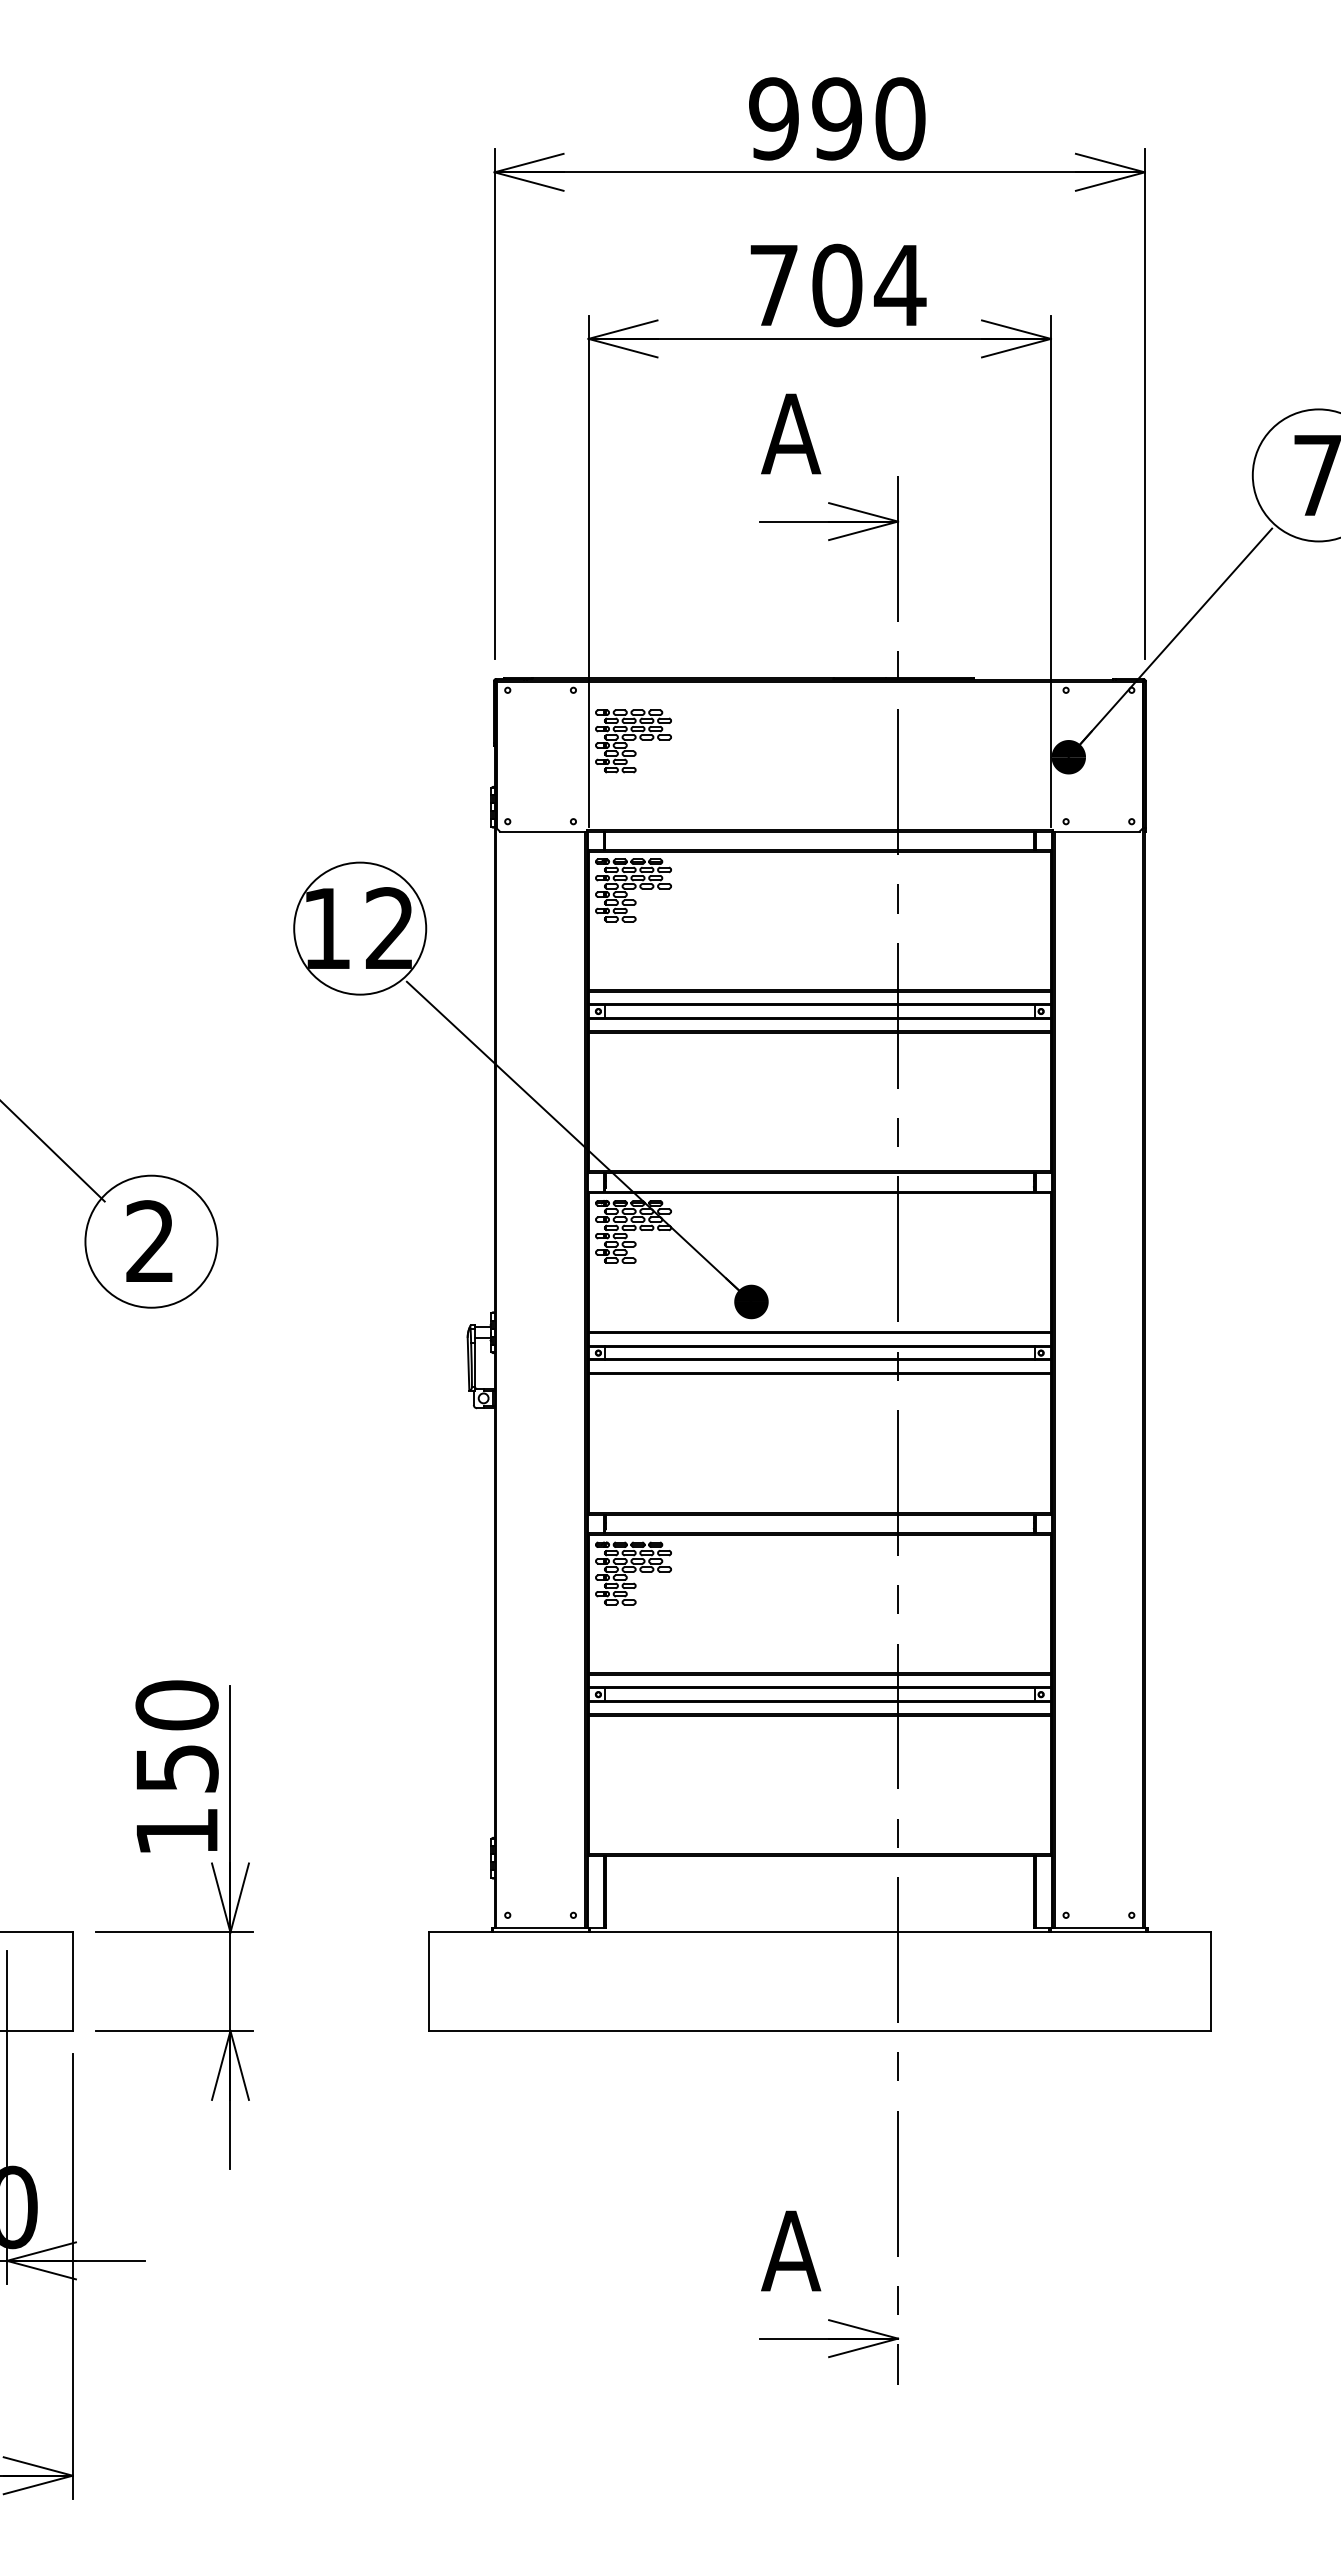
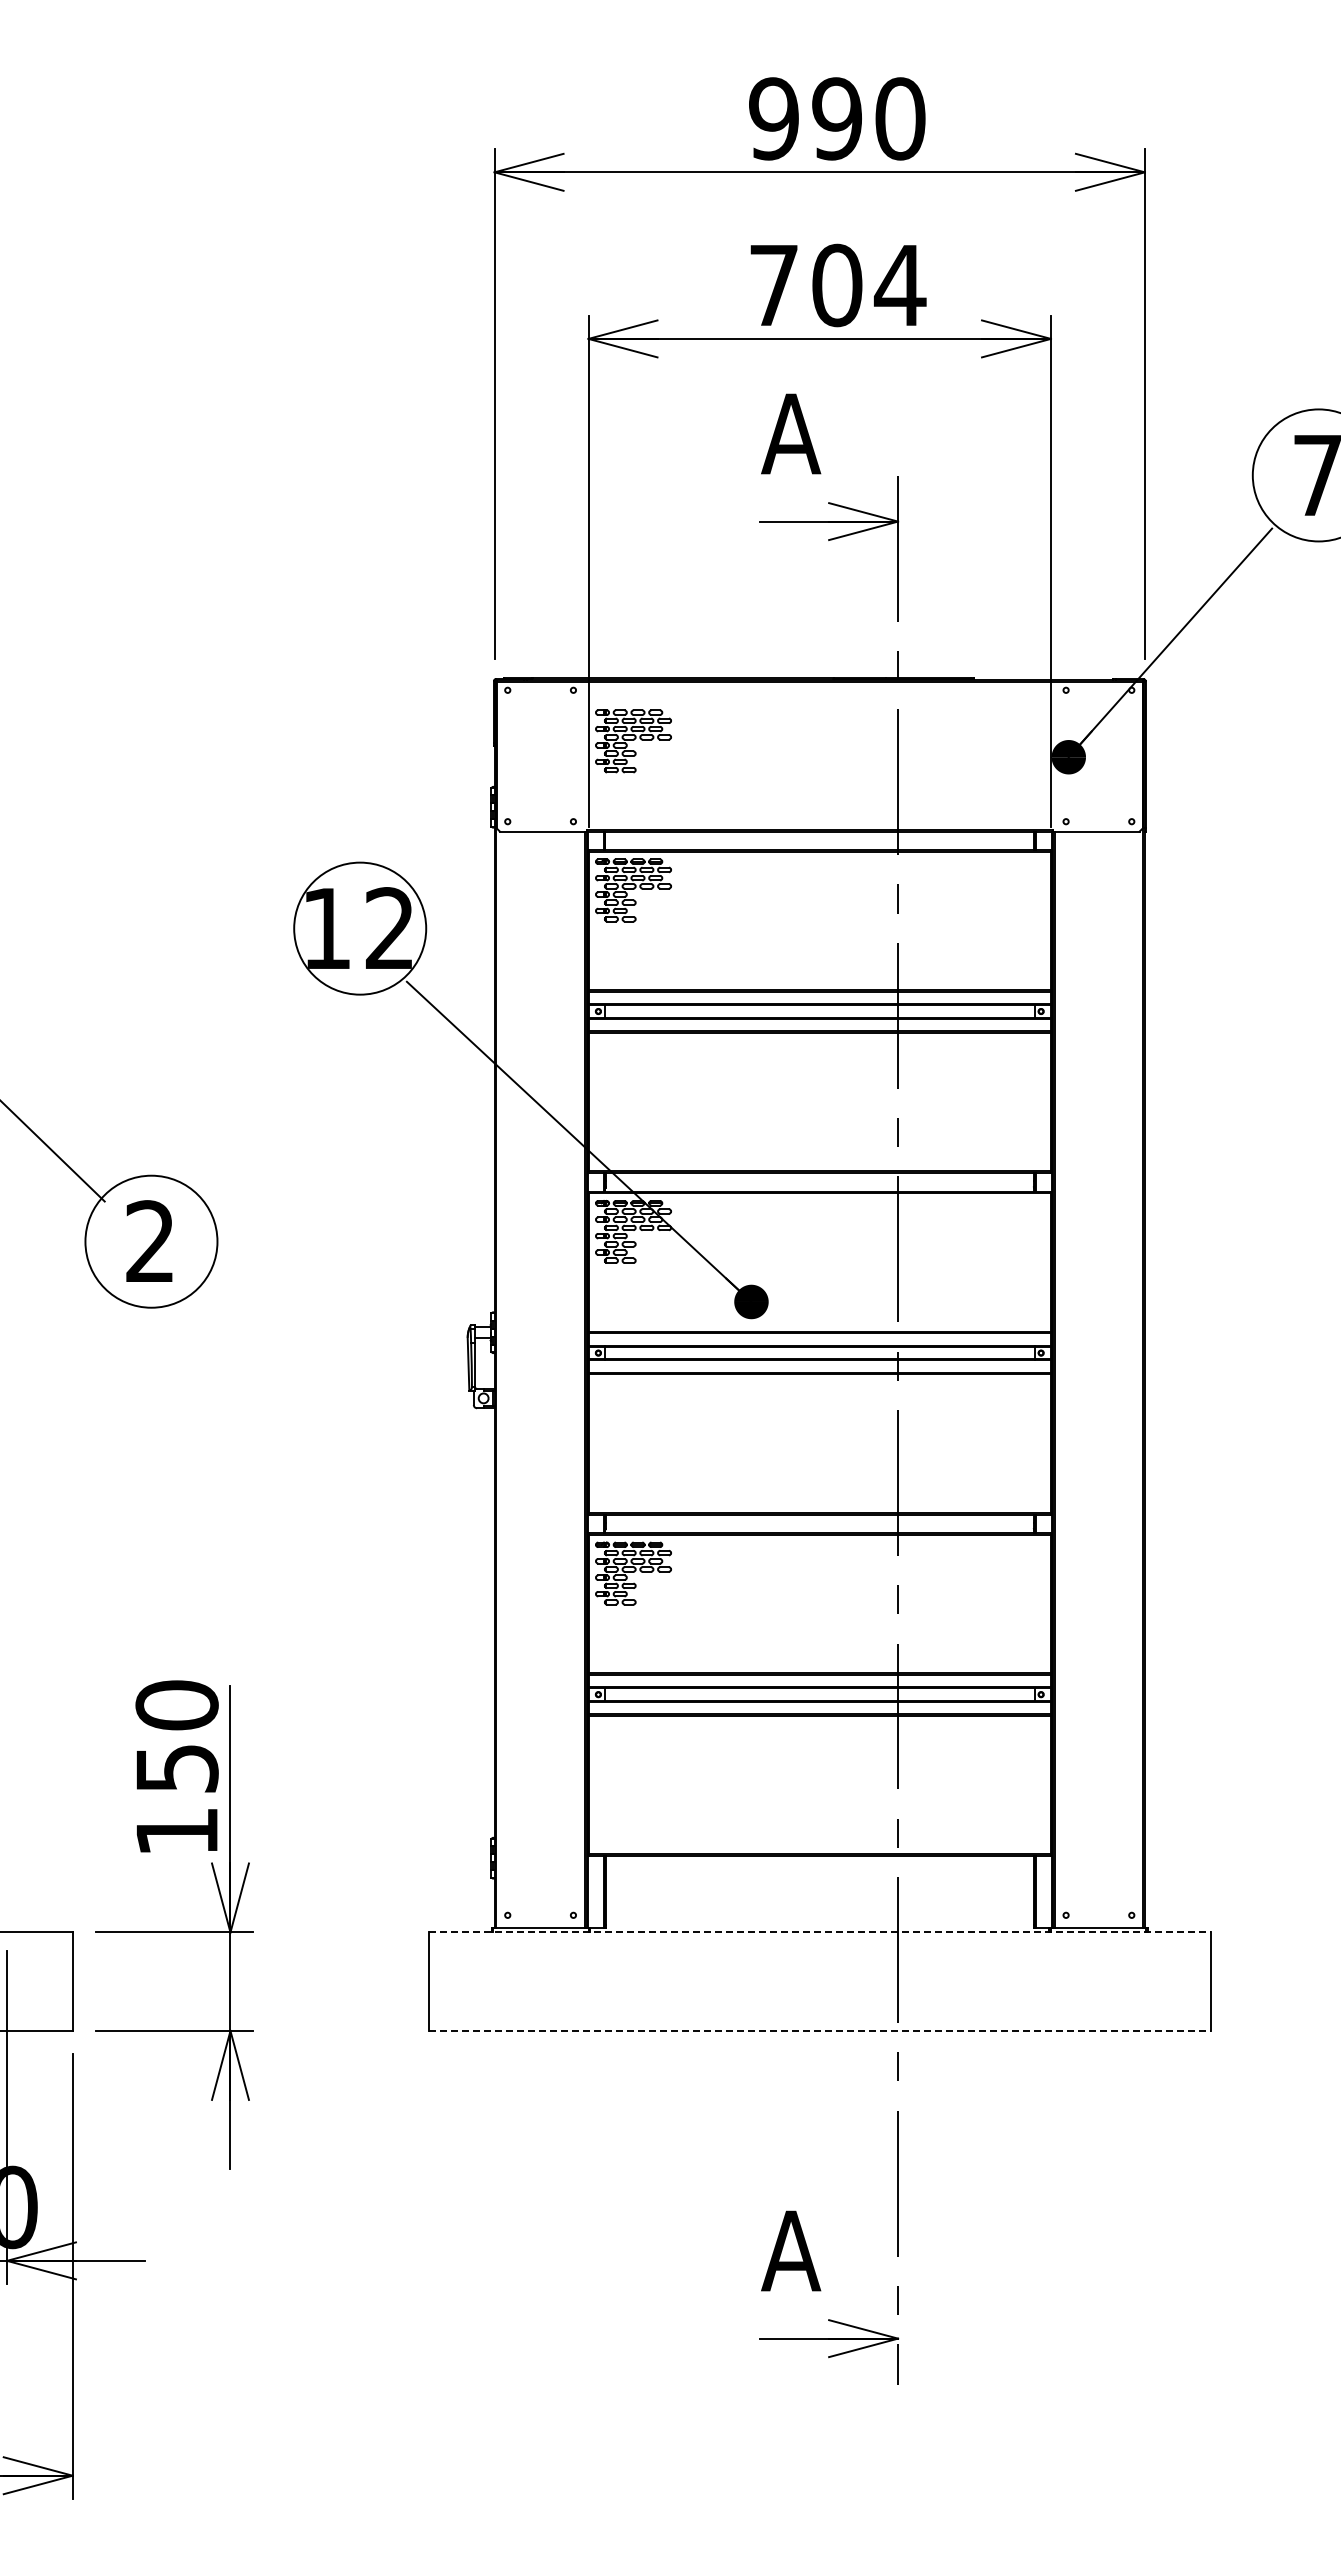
line: solid -> dashed (819, 1932)
line: solid -> dashed (819, 2030)
